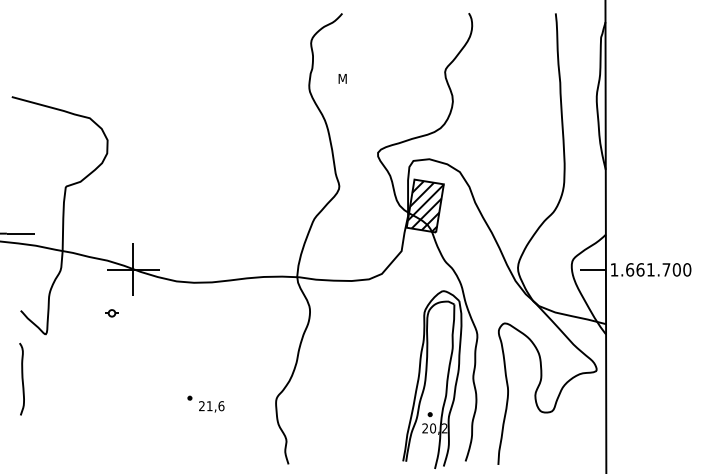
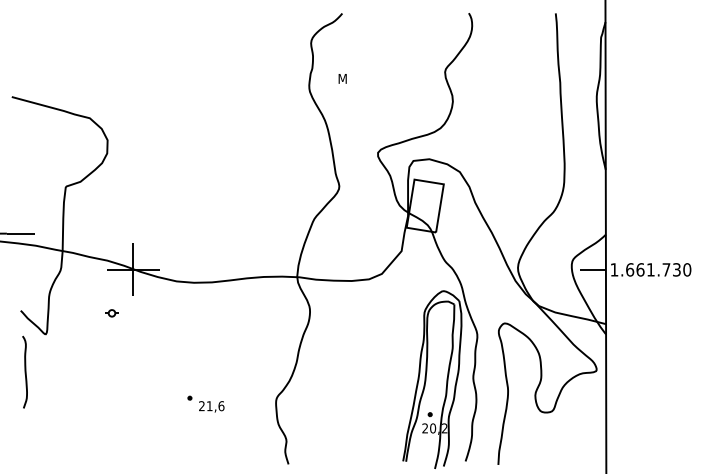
hatch: present -> none (425, 206)
text: 1.661.700 -> 1.661.730 (676, 269)
curve position: (21, 378) -> (24, 371) (24, 371)
